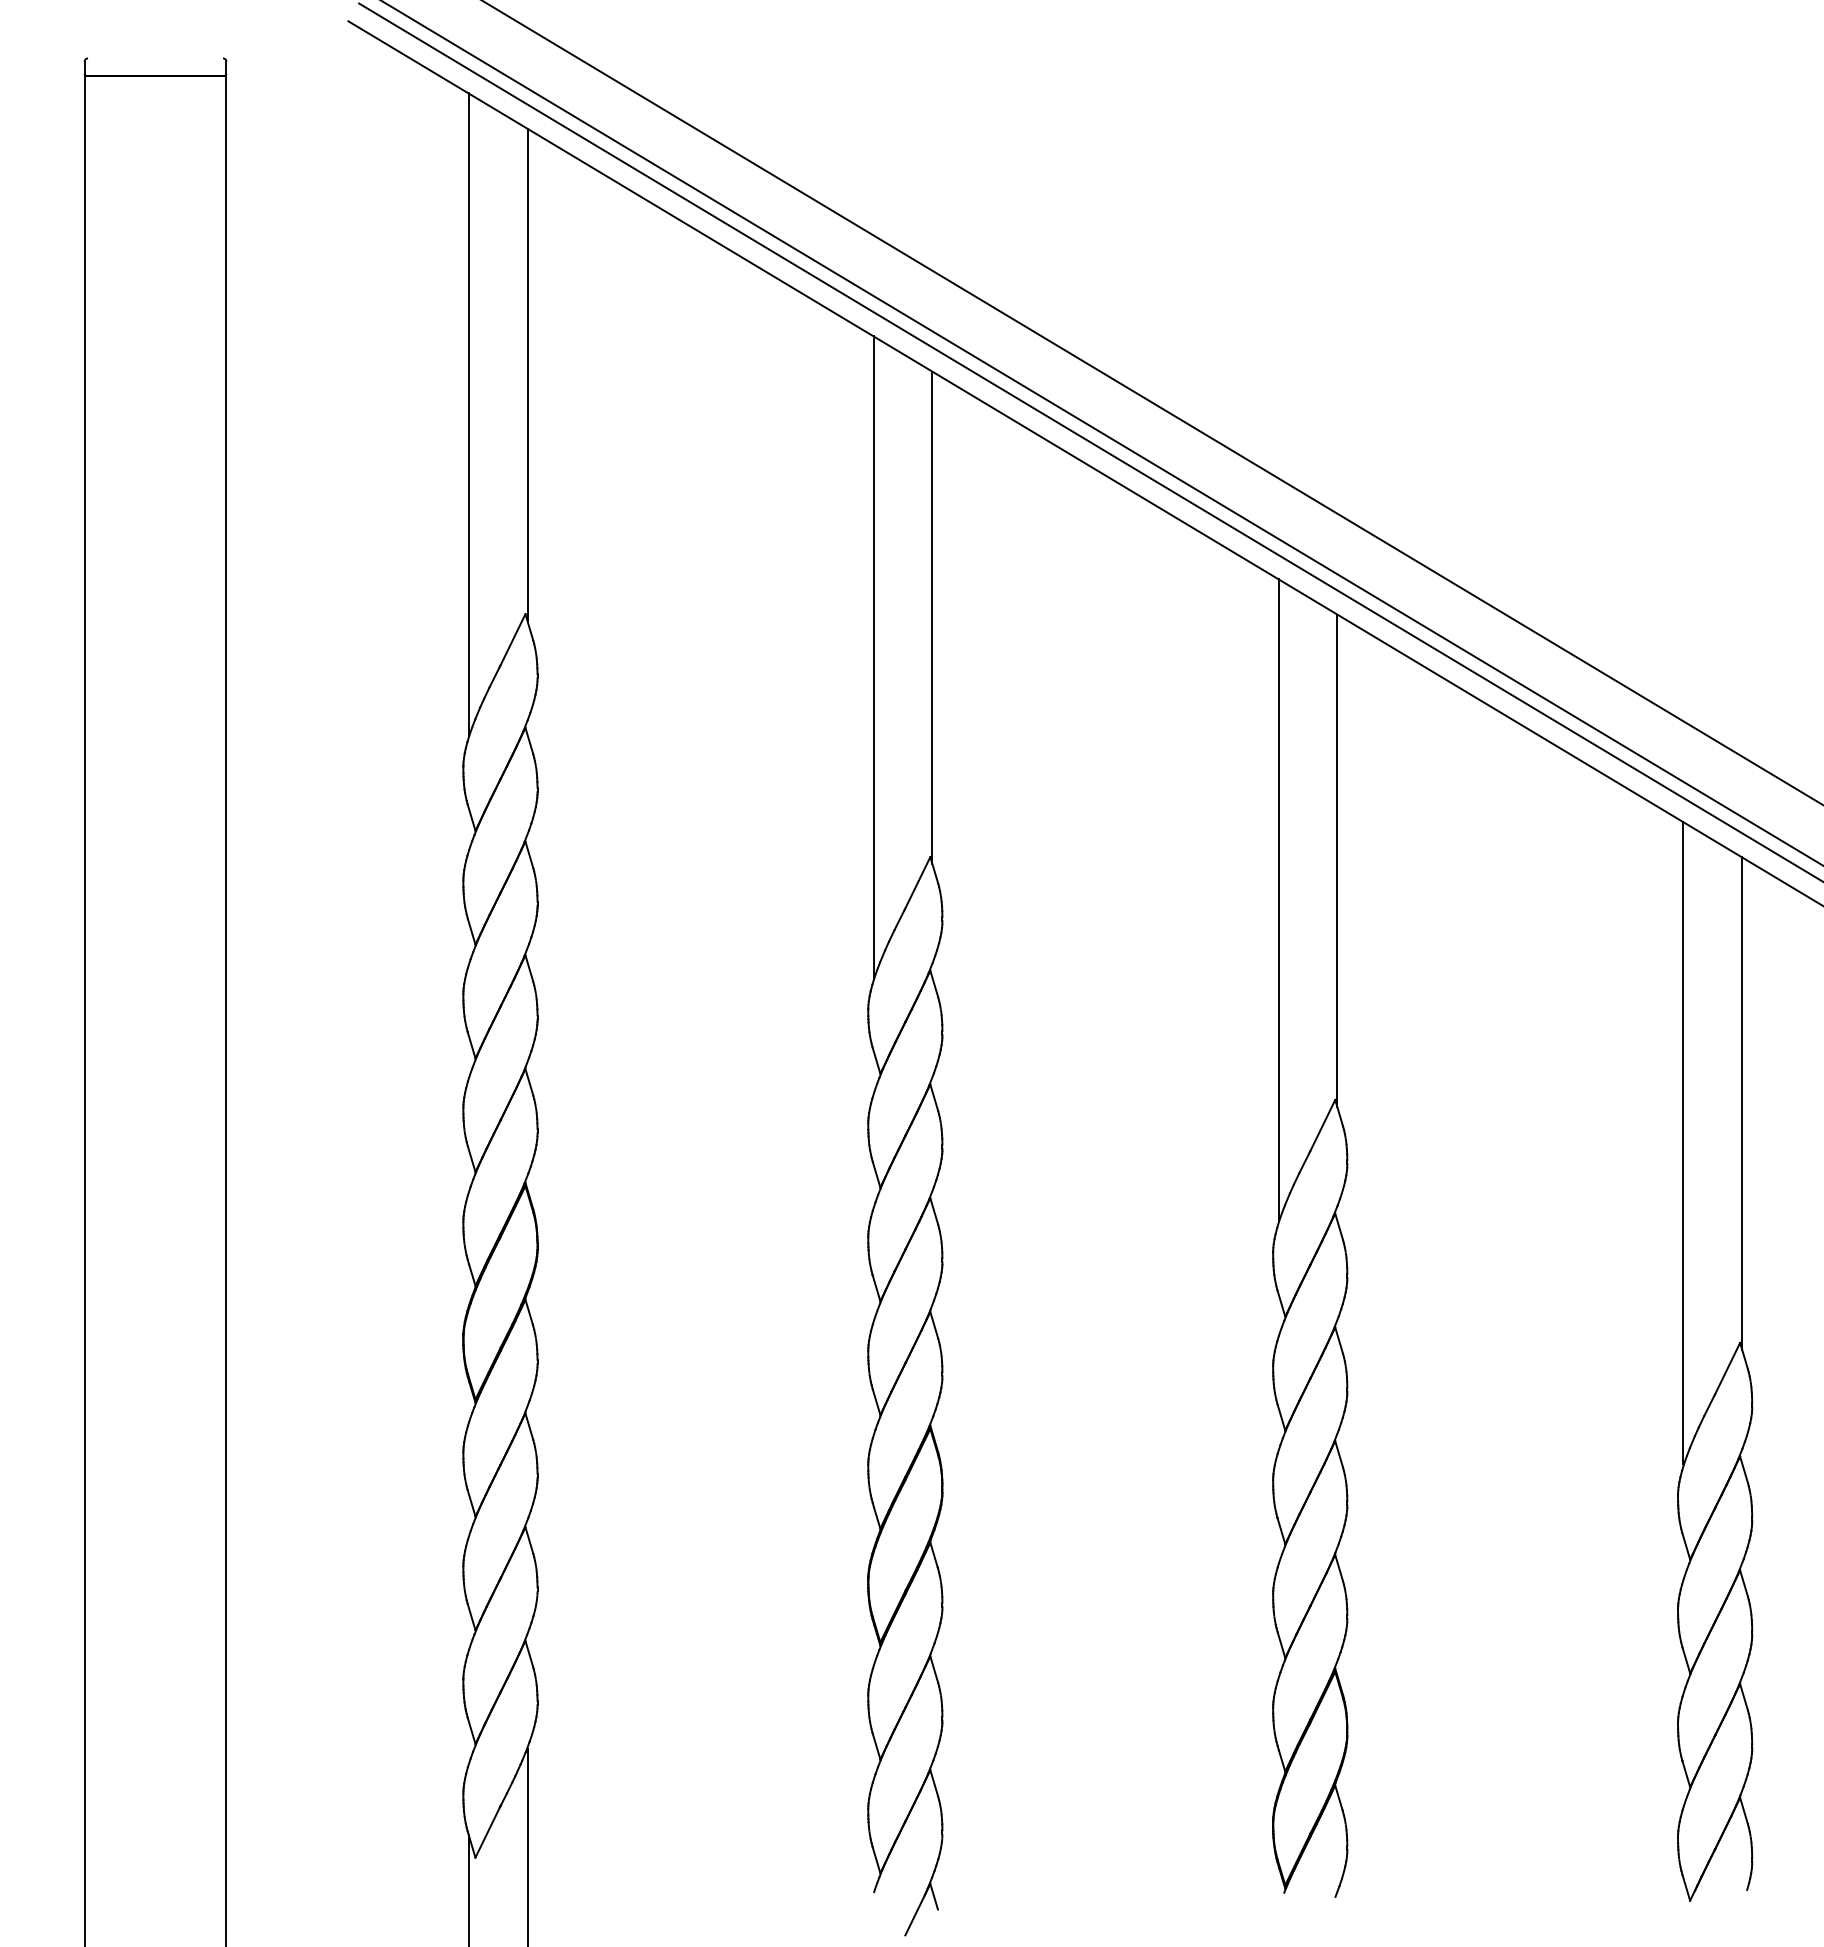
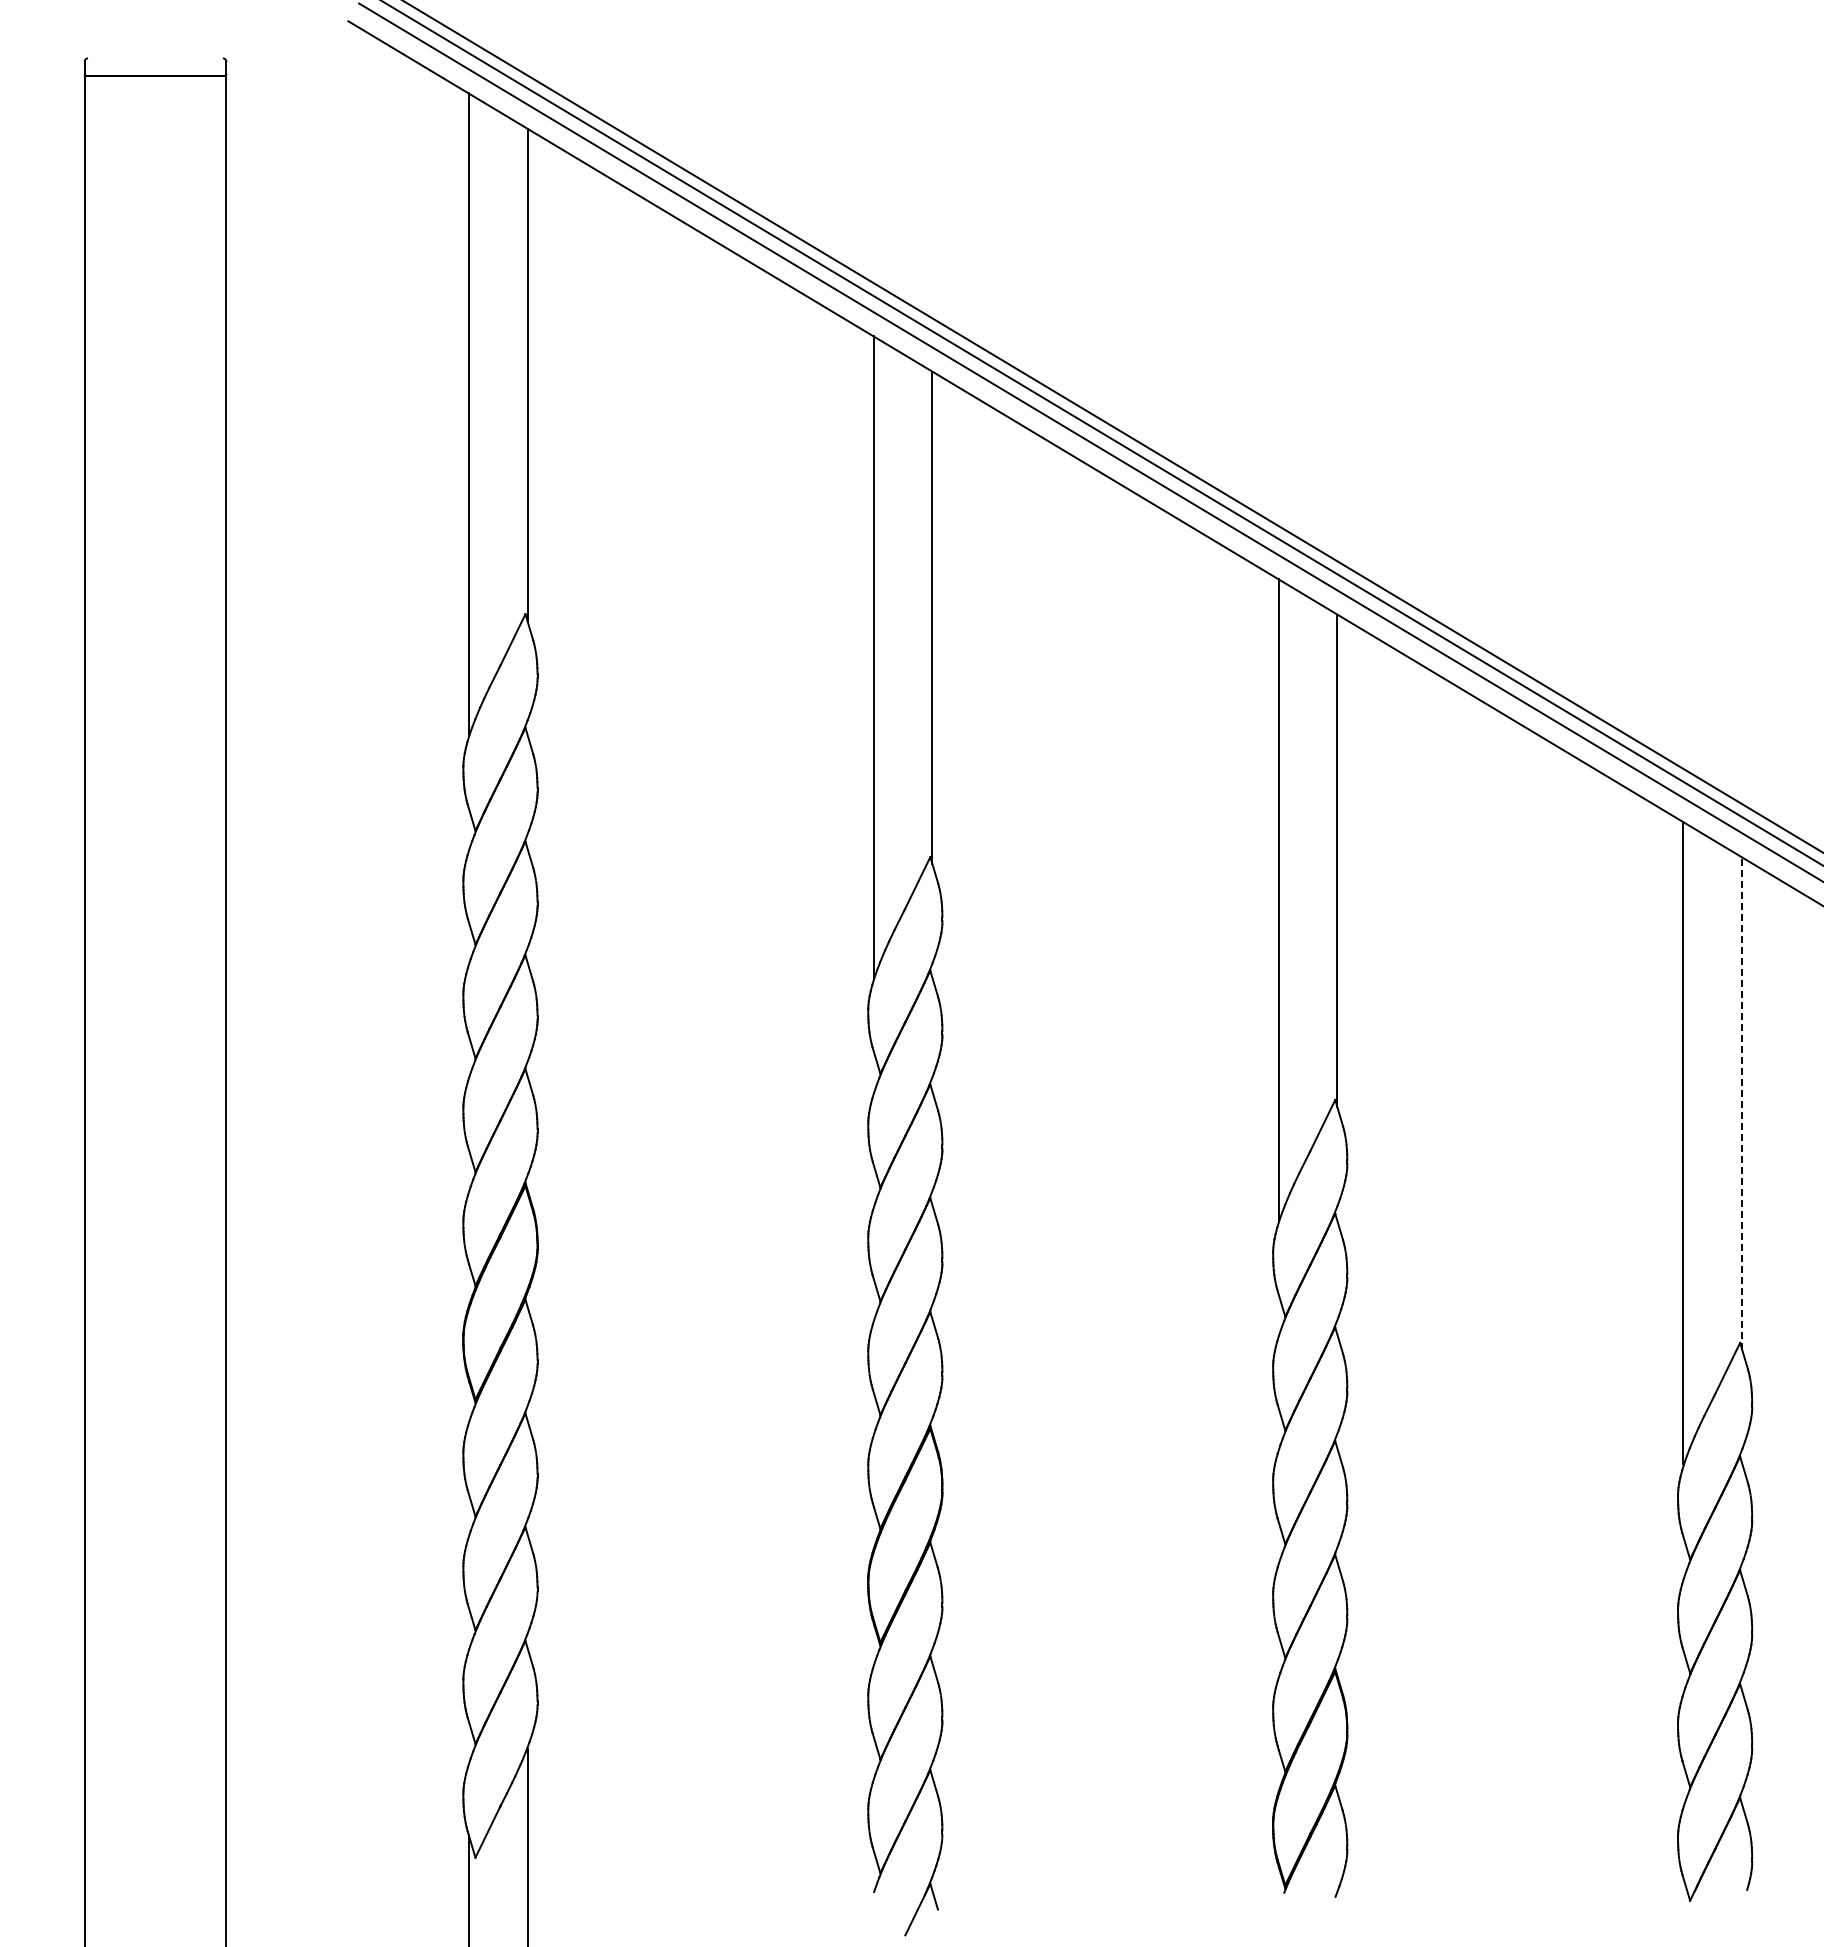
line position: (1152, 402) -> (1112, 426) (1112, 426)
line: solid -> dashed (1742, 1103)
